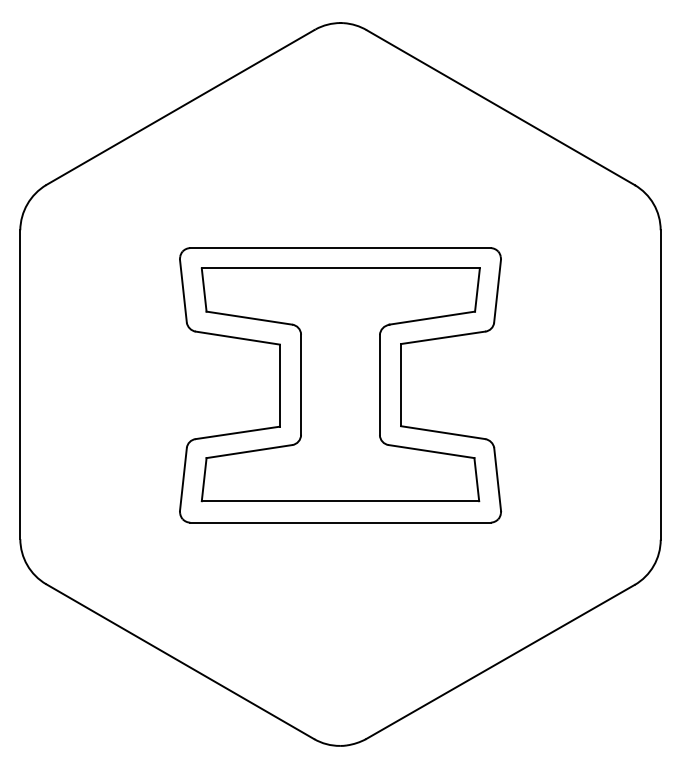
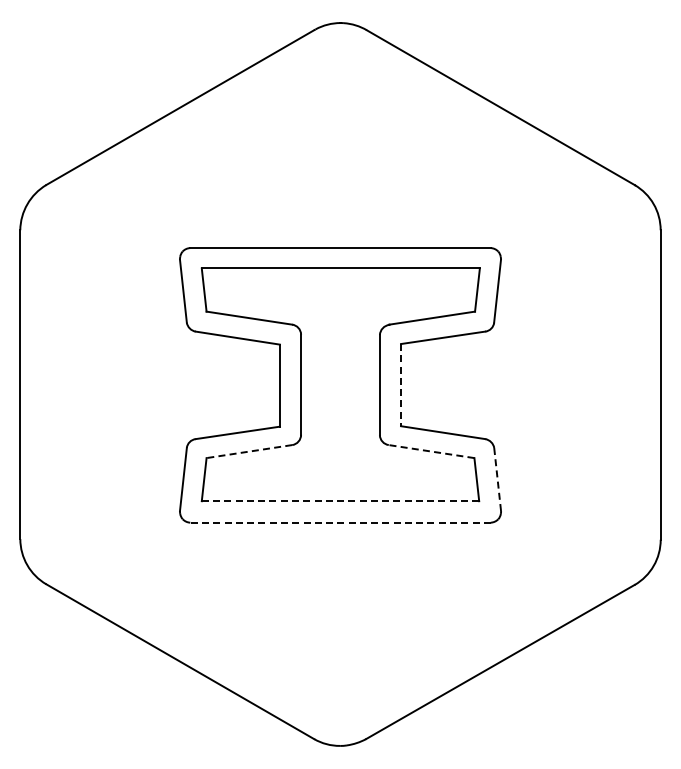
line: solid -> dashed (401, 385)
line: solid -> dashed (248, 451)
line: solid -> dashed (431, 451)
line: solid -> dashed (497, 479)
line: solid -> dashed (340, 501)
line: solid -> dashed (340, 522)
